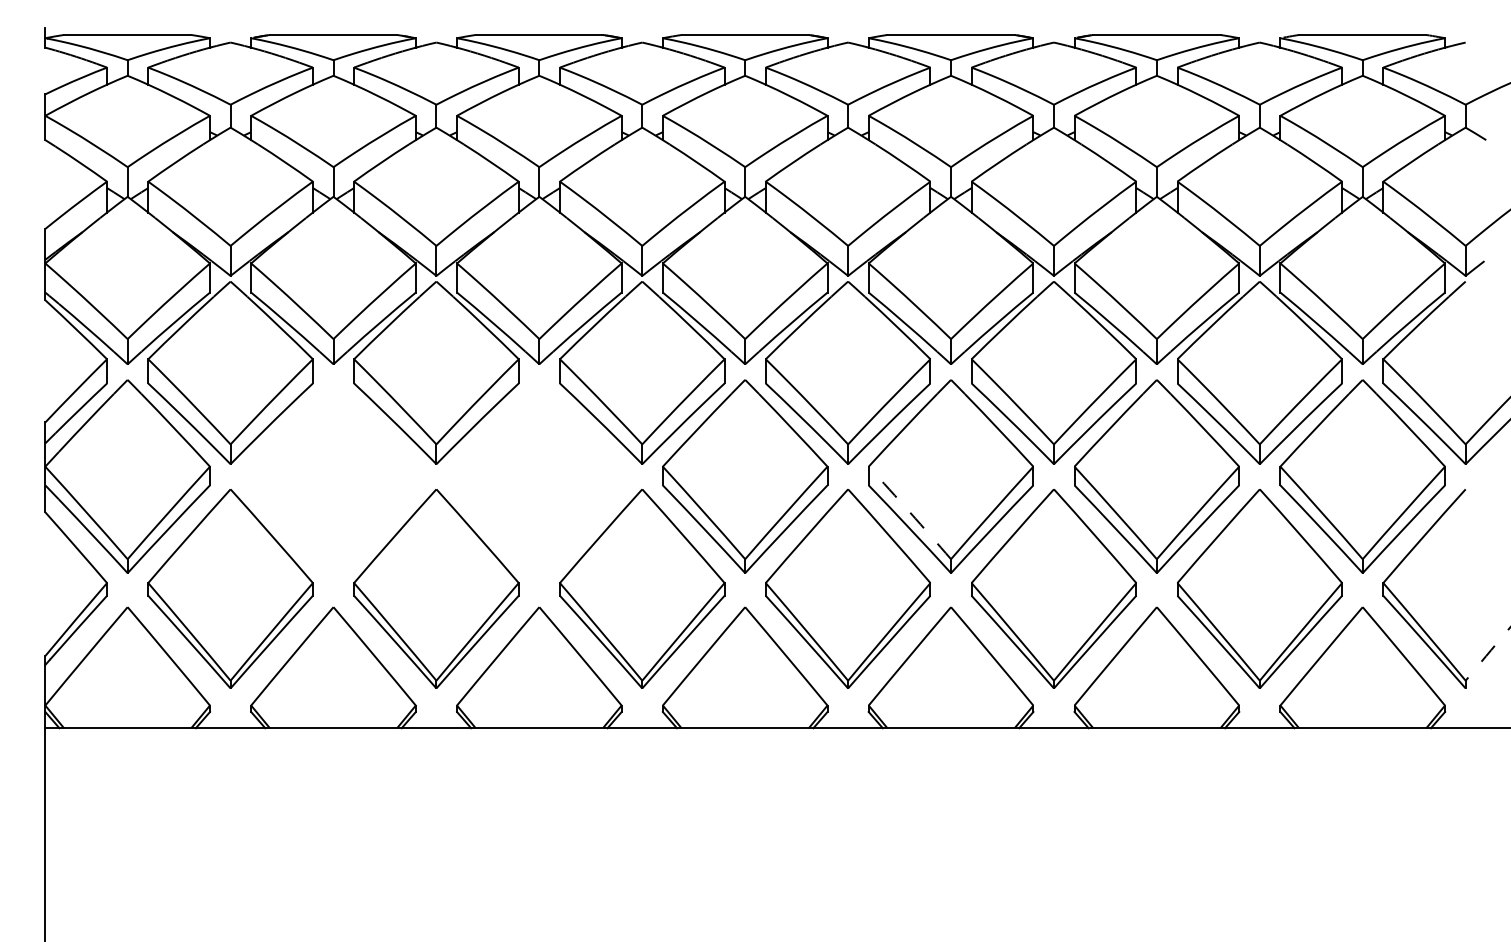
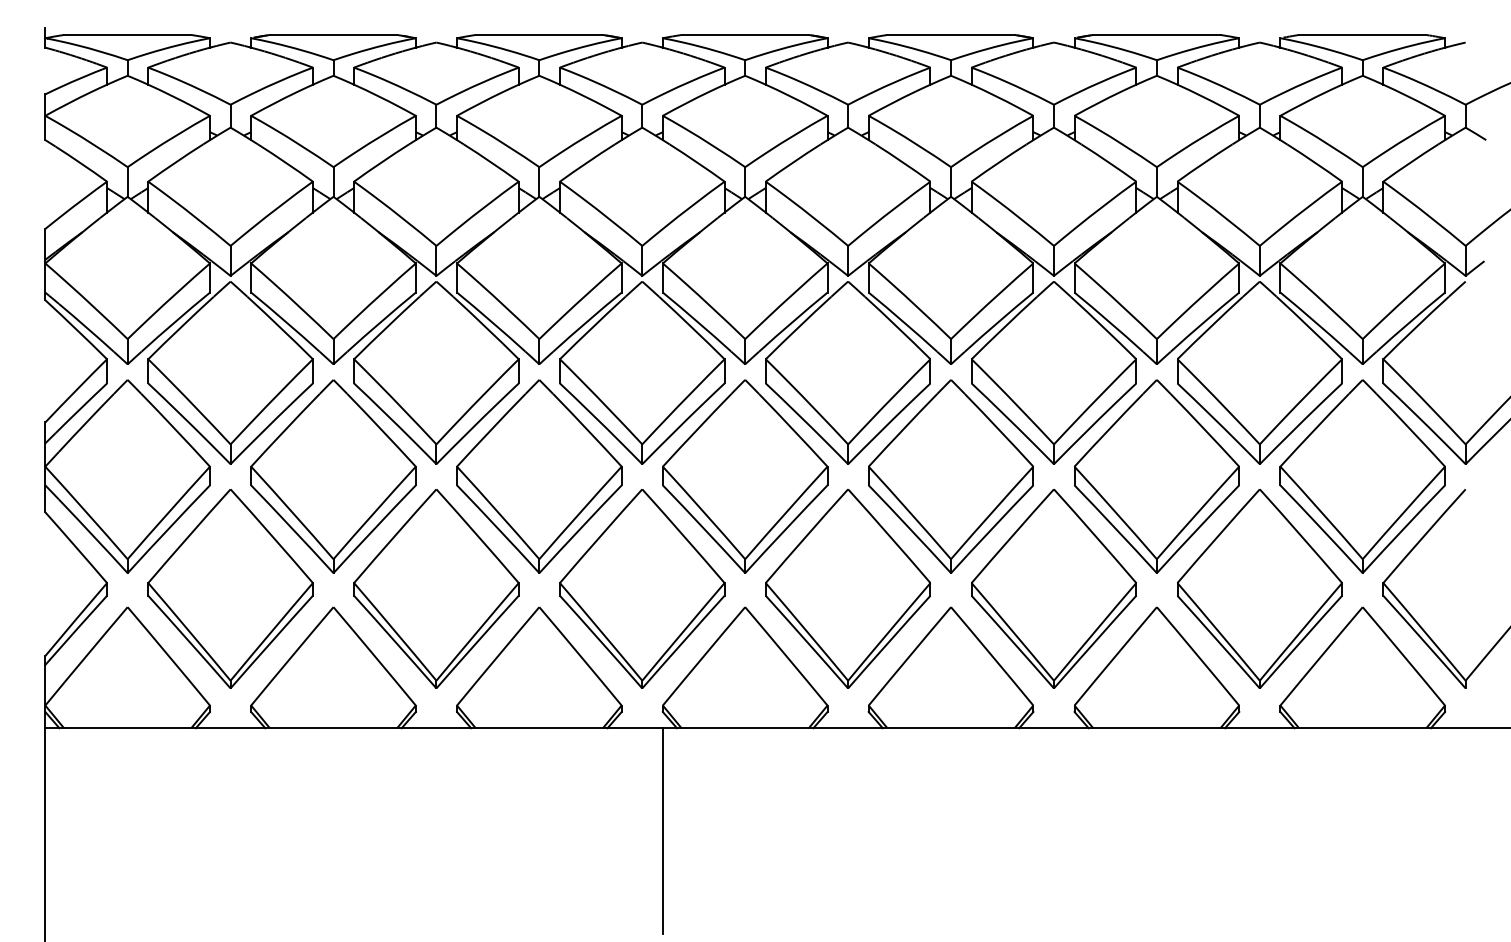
part: none -> present (333, 476)
part: none -> present (539, 476)
arc: dashed -> solid (910, 512)
arc: dashed -> solid (1488, 653)
line: none -> present (662, 831)
